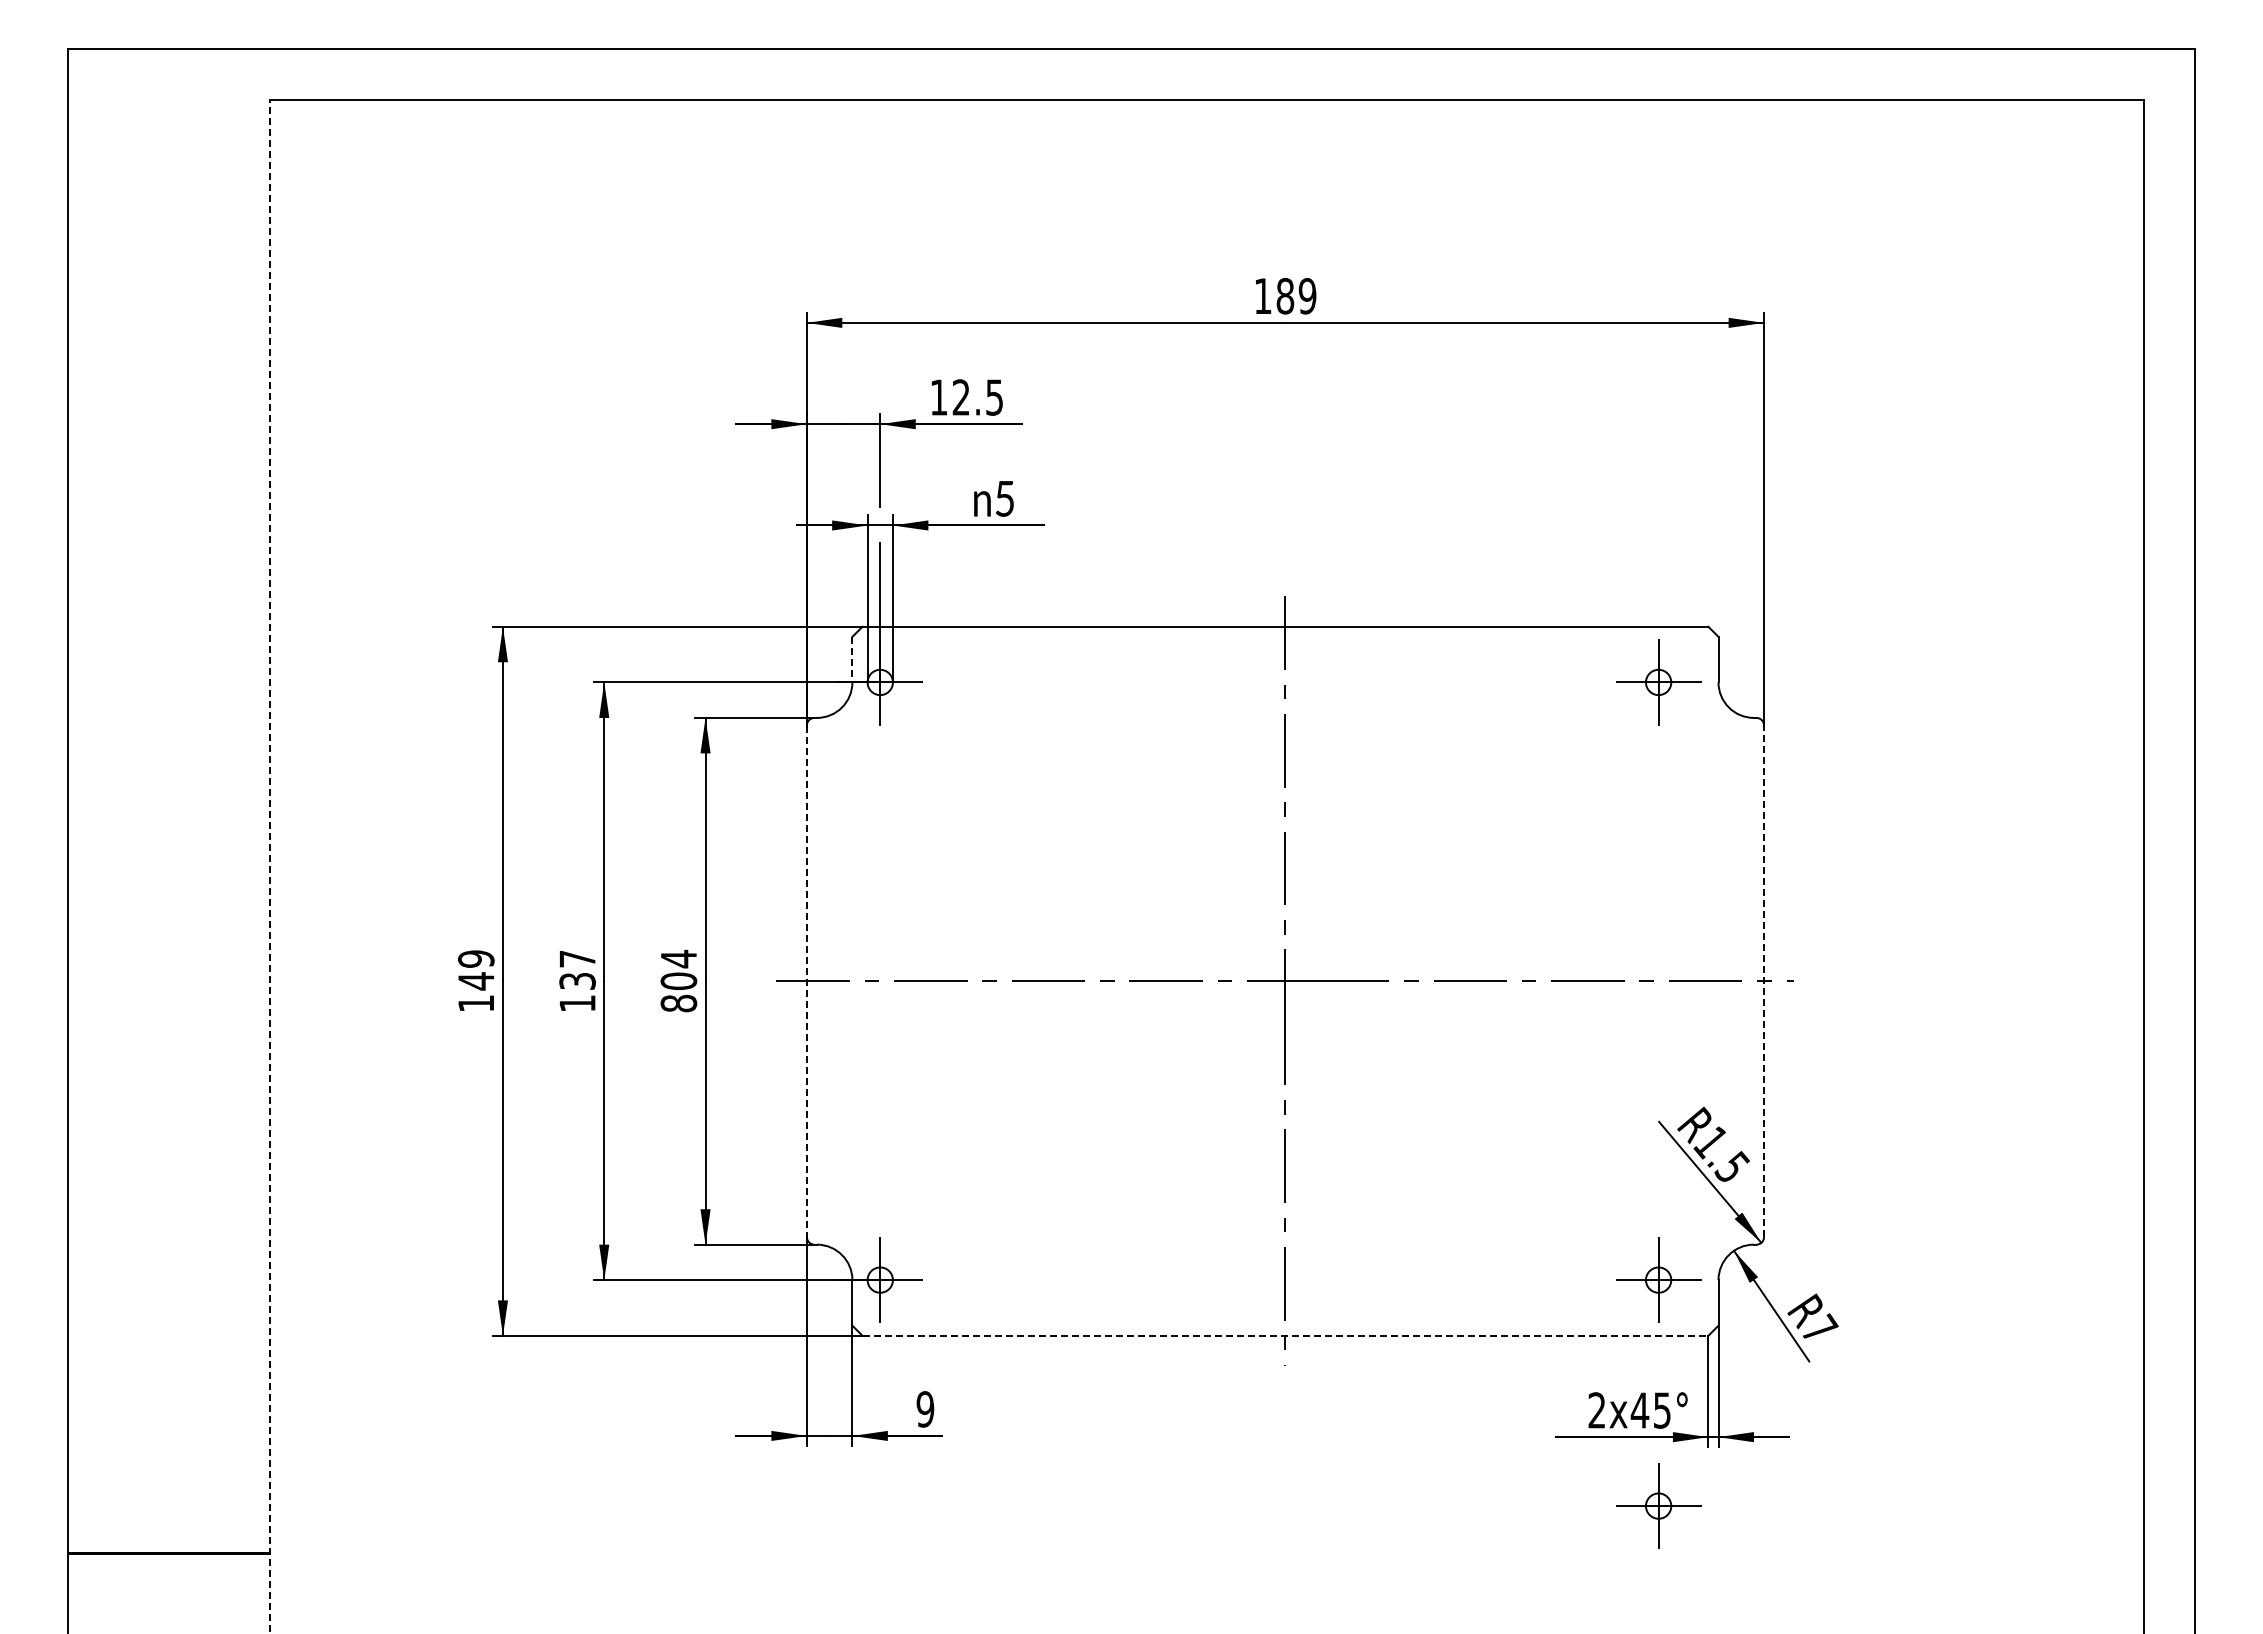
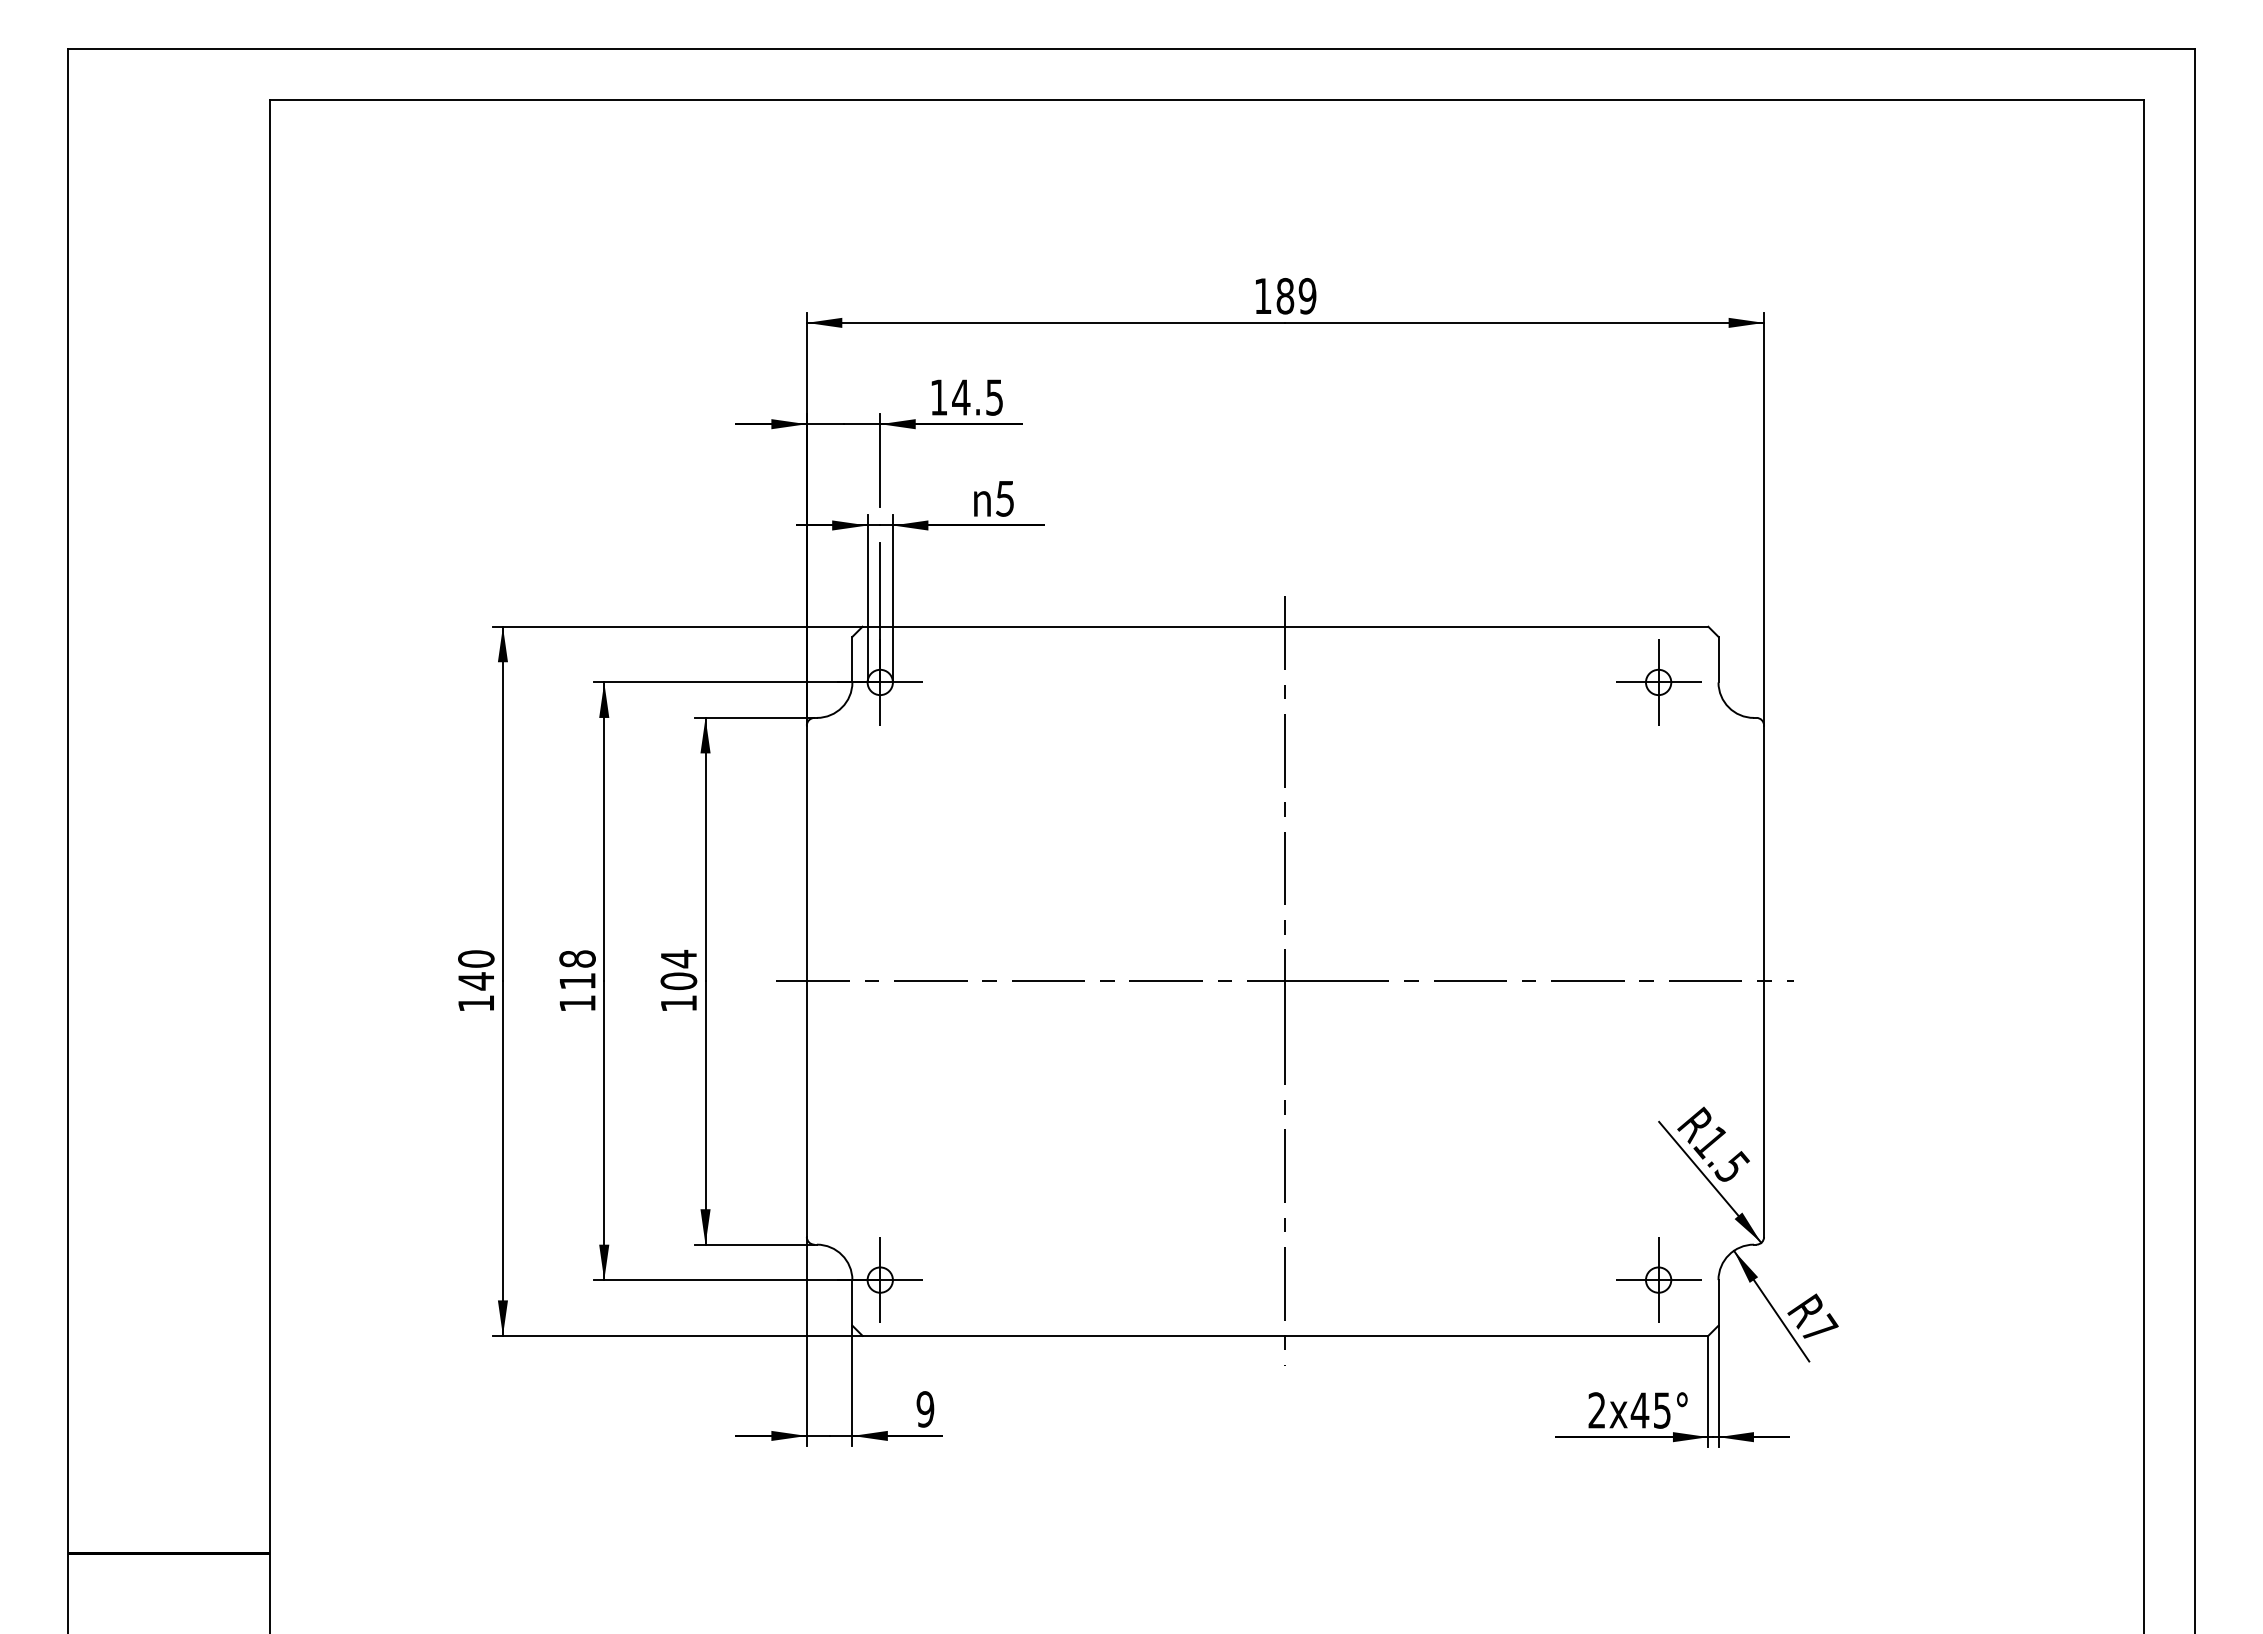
text: 12.5 -> 14.5 (961, 397)
line: dashed -> solid (852, 659)
line: dashed -> solid (270, 866)
text: 149 -> 140 (476, 958)
text: 137 -> 118 (577, 969)
line: dashed -> solid (806, 981)
line: dashed -> solid (1764, 981)
text: 804 -> 104 (678, 1003)
line: dashed -> solid (1285, 1335)
part: present -> none (1658, 1505)
